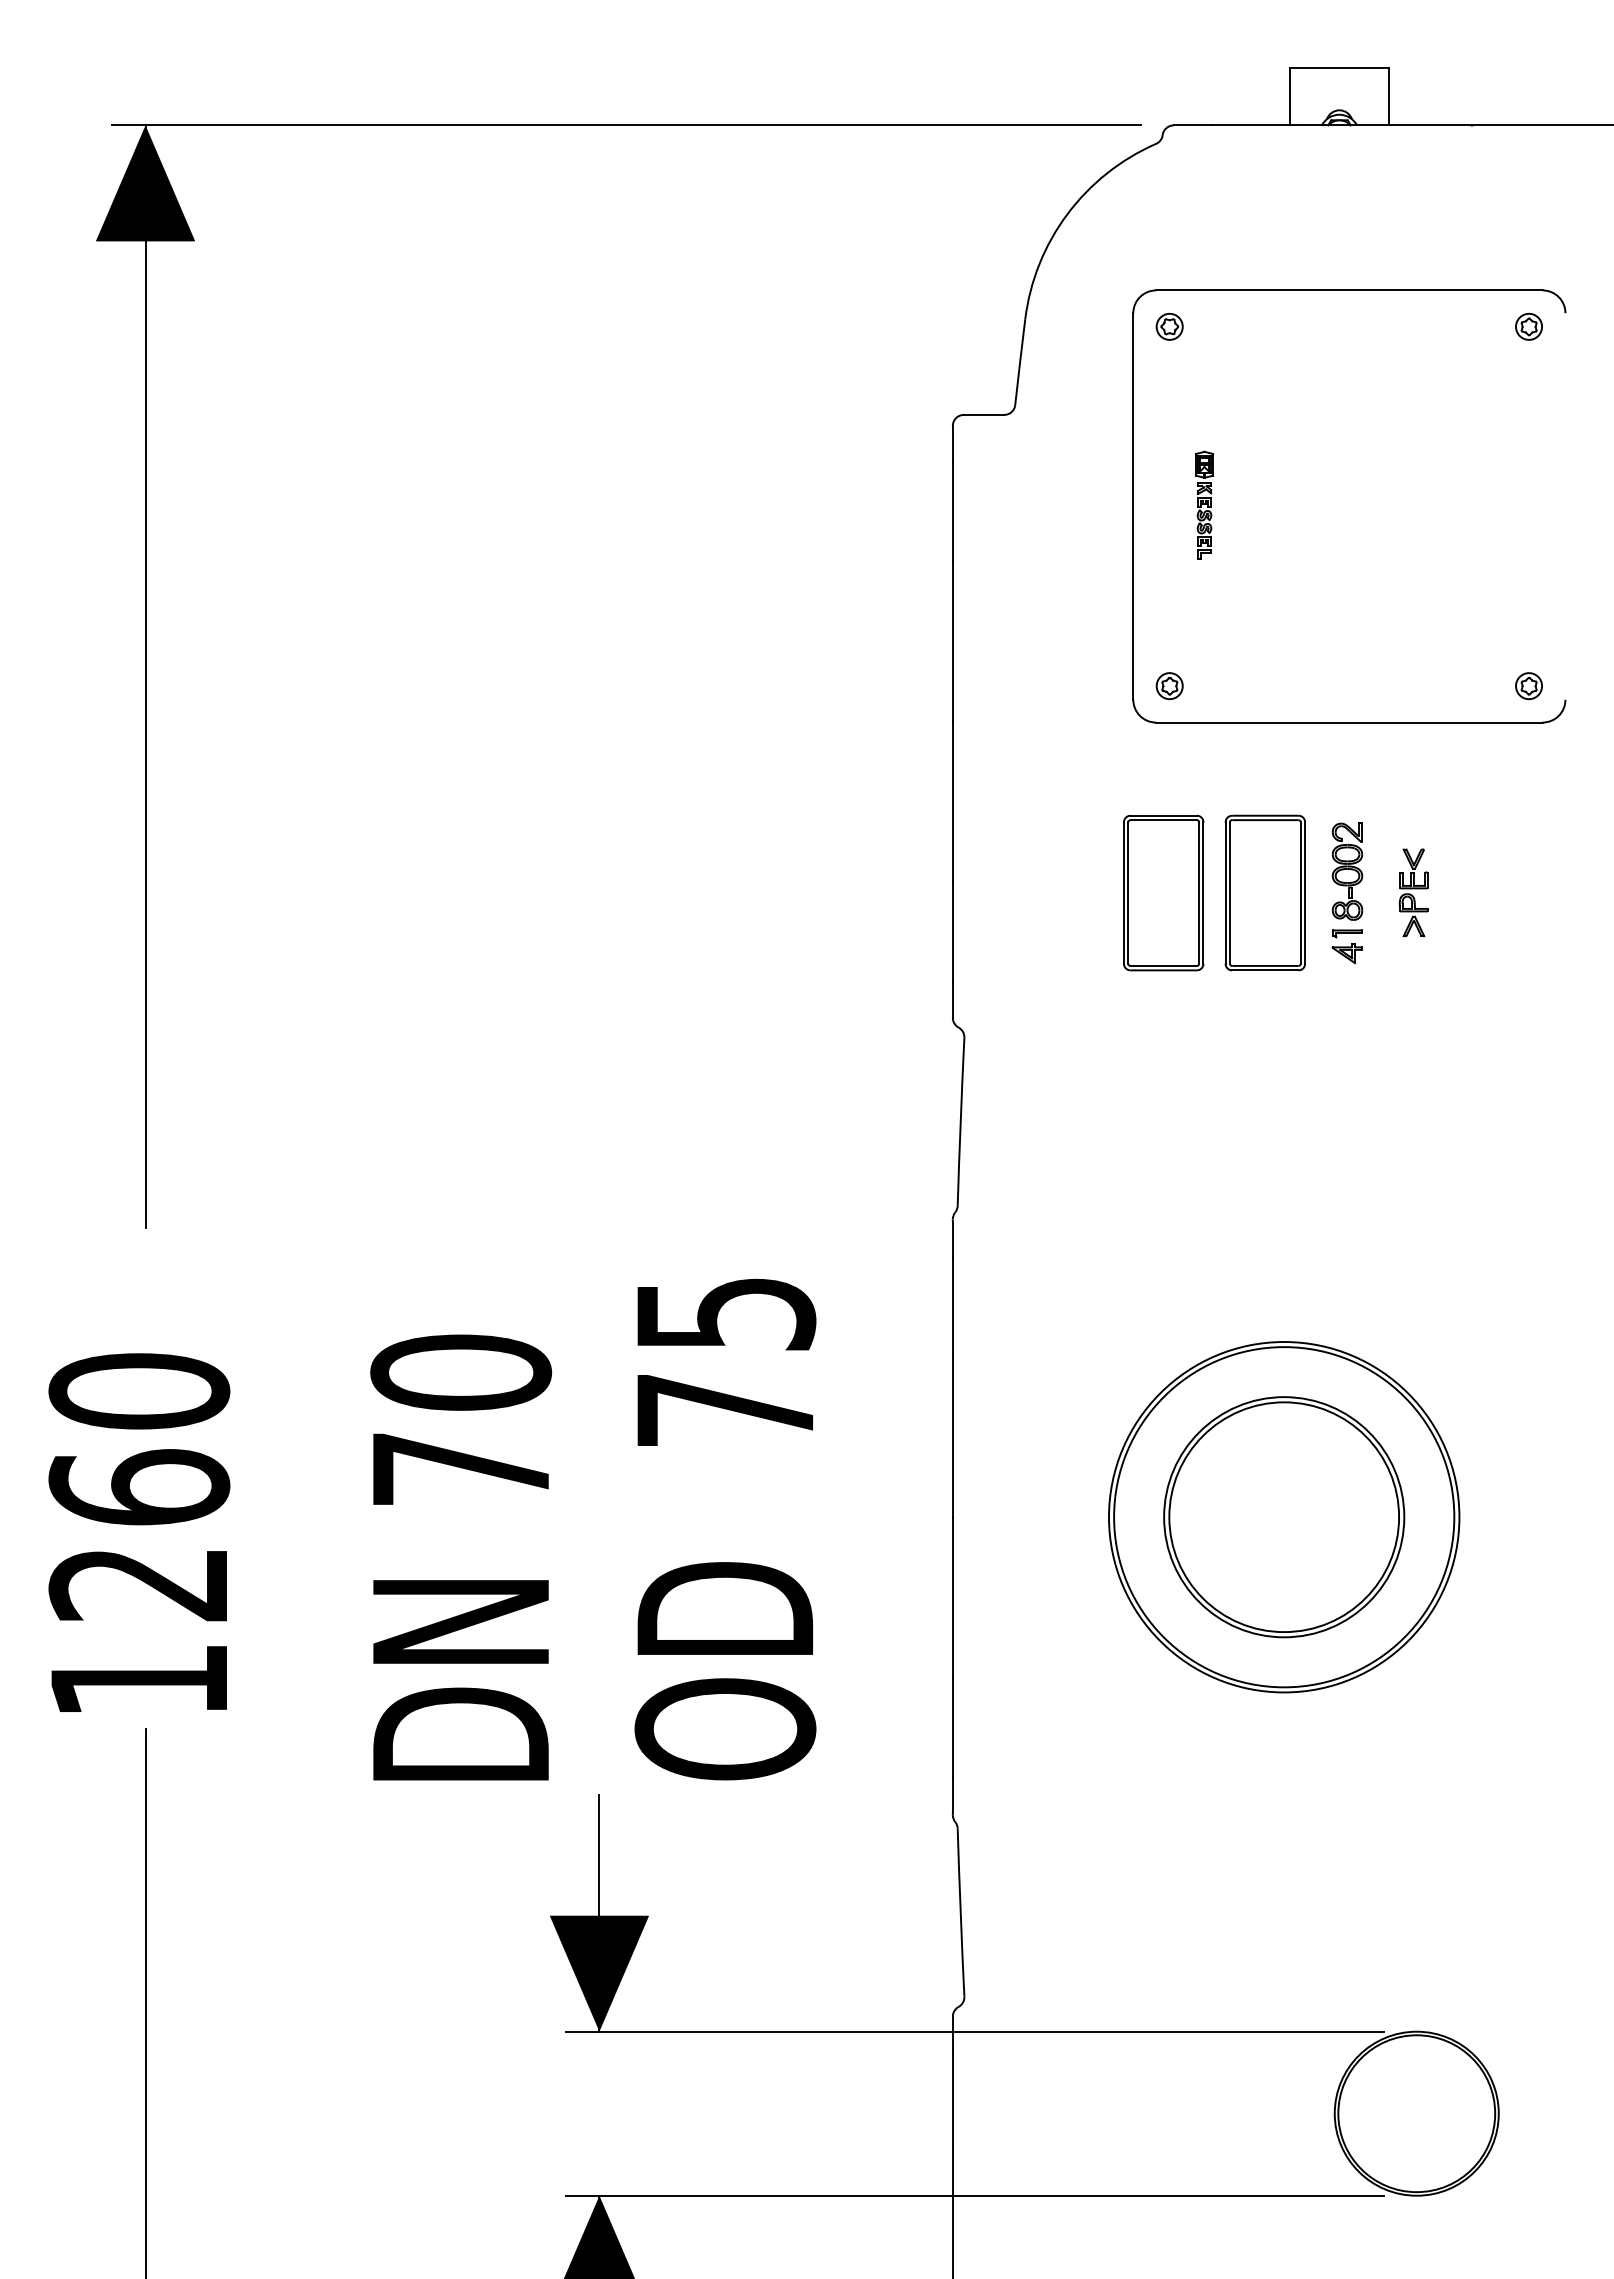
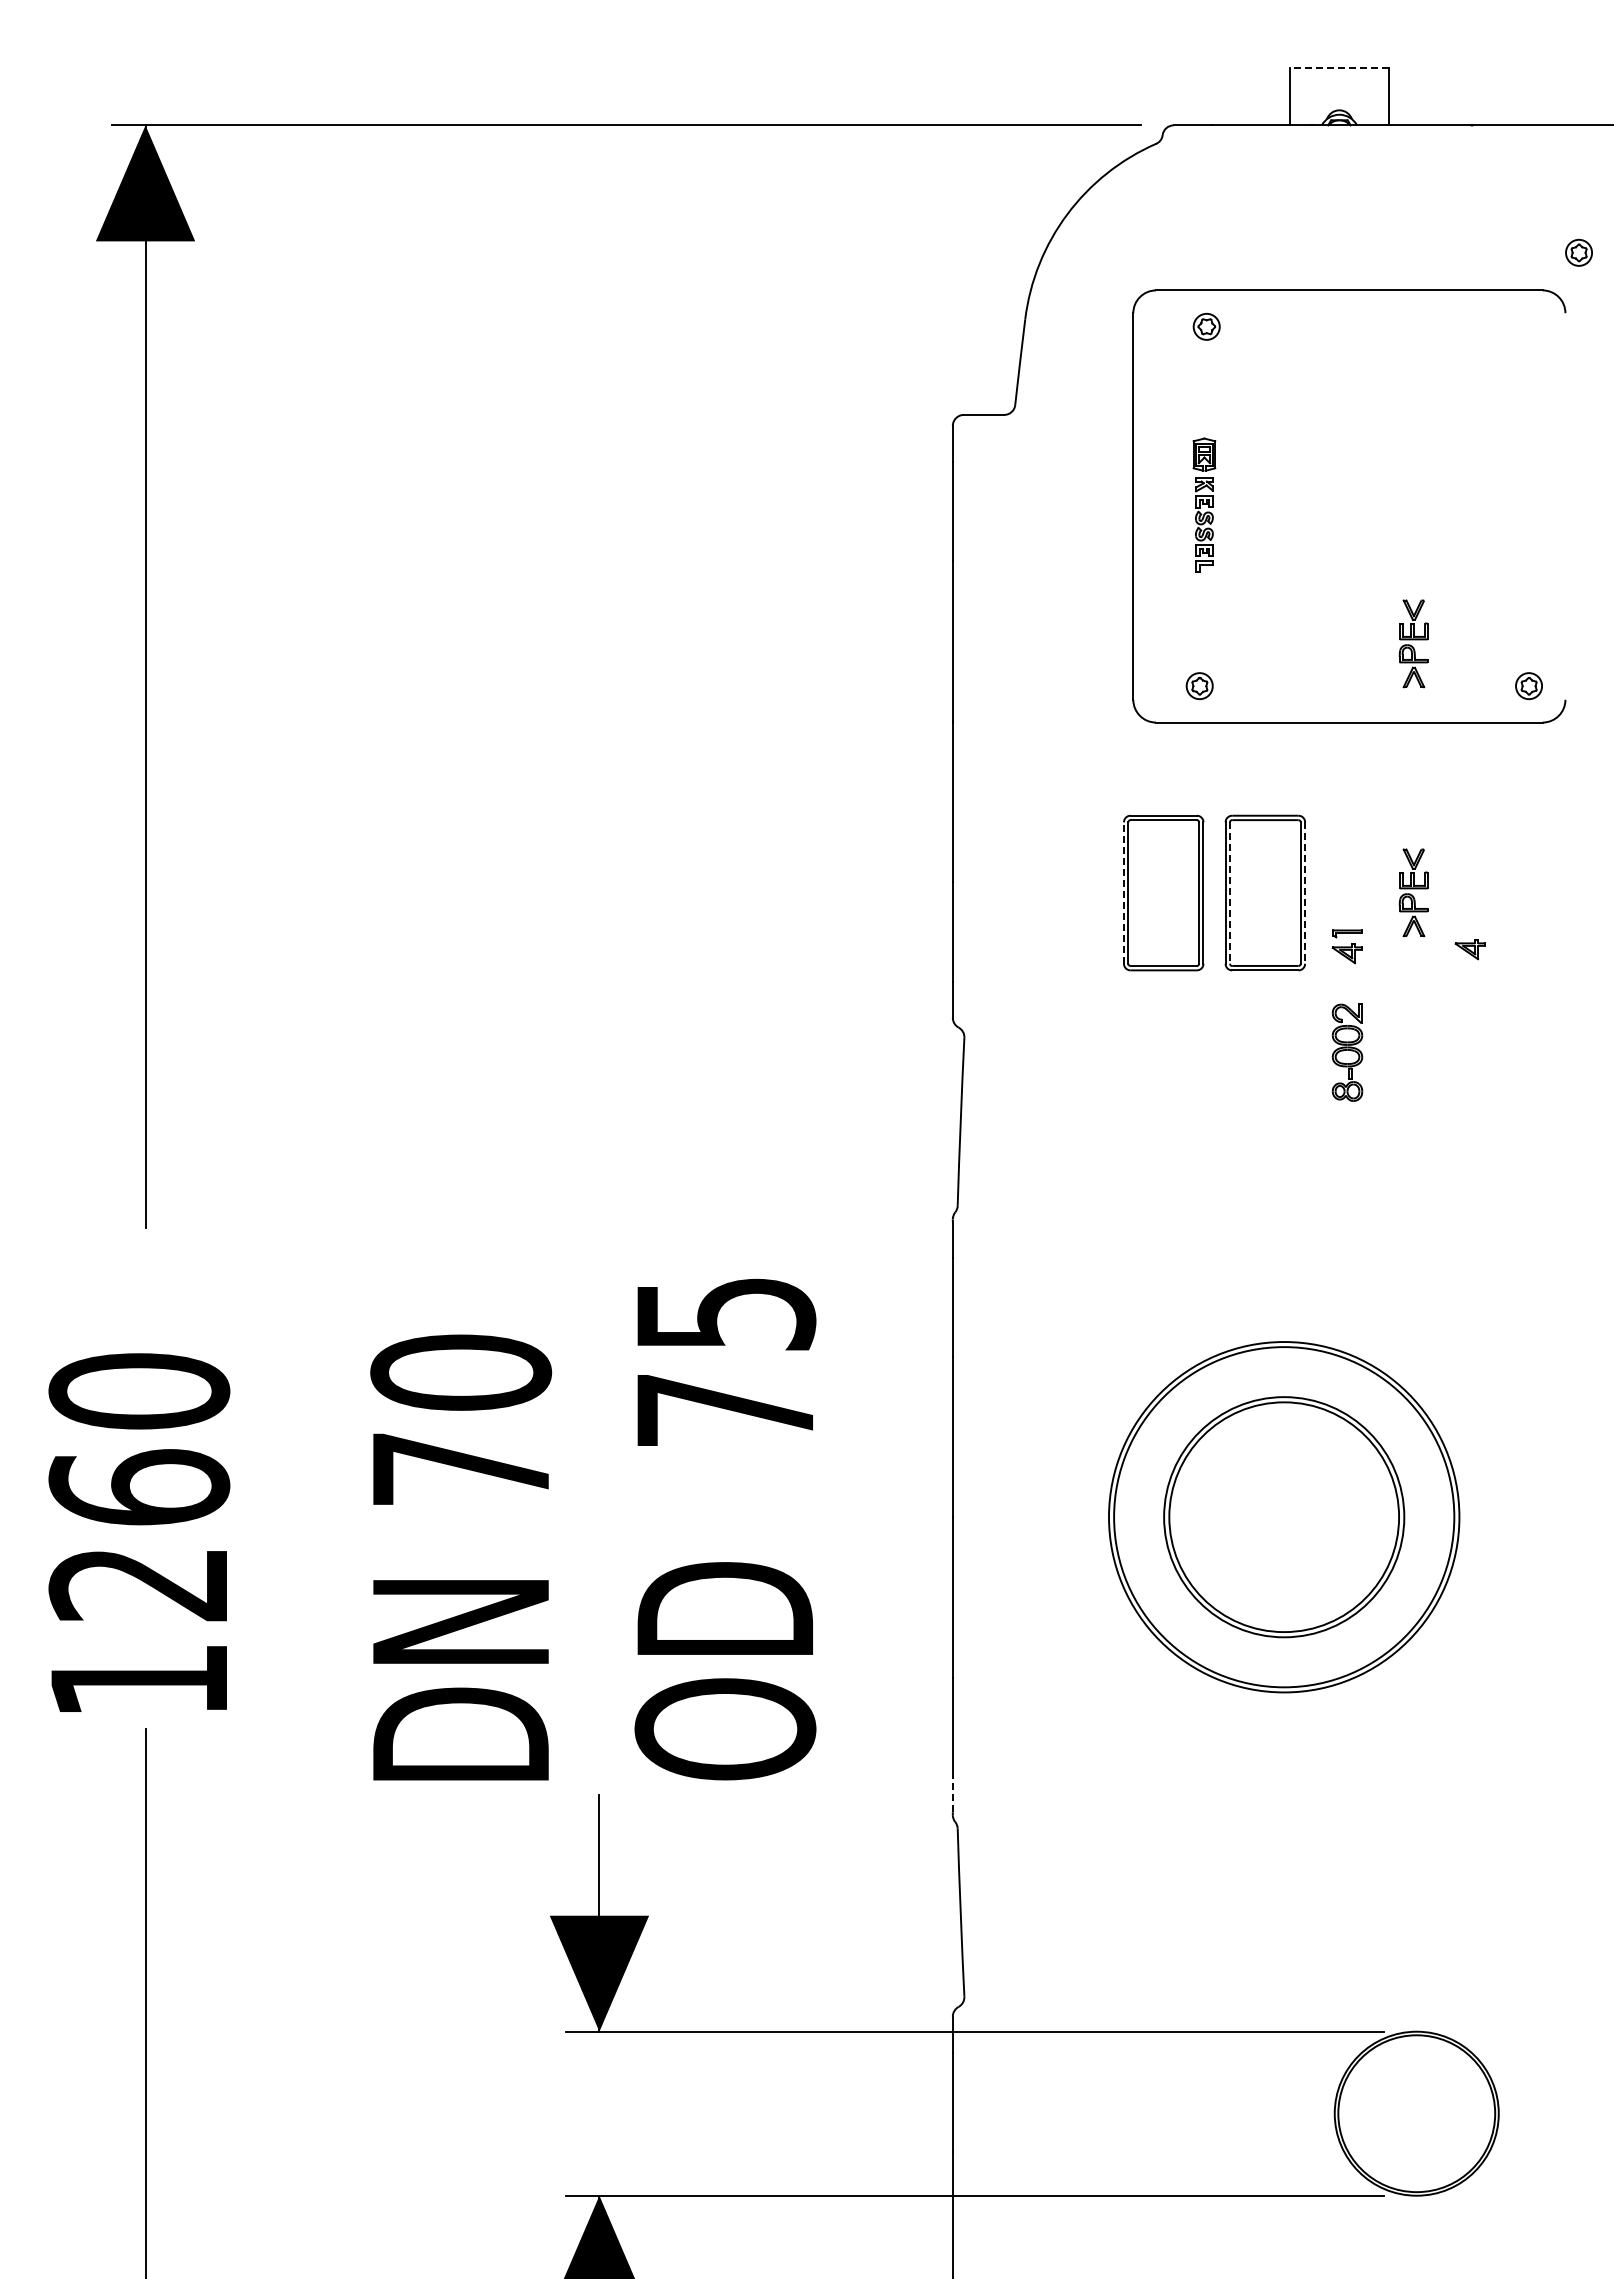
line: solid -> dashed (1339, 68)
part position: (1169, 326) -> (1206, 326) (1206, 326)
part position: (1528, 326) -> (1578, 252) (1578, 252)
part size: 20x110 px -> 25x136 px (1204, 504)
part: none -> present (1413, 643)
part position: (1169, 686) -> (1199, 686) (1199, 686)
part position: (1347, 871) -> (1347, 1052) (1347, 1052)
line: solid -> dashed (1123, 893)
line: solid -> dashed (1230, 893)
line: solid -> dashed (1305, 893)
part: none -> present (1469, 949)
line: solid -> dashed (952, 1794)
